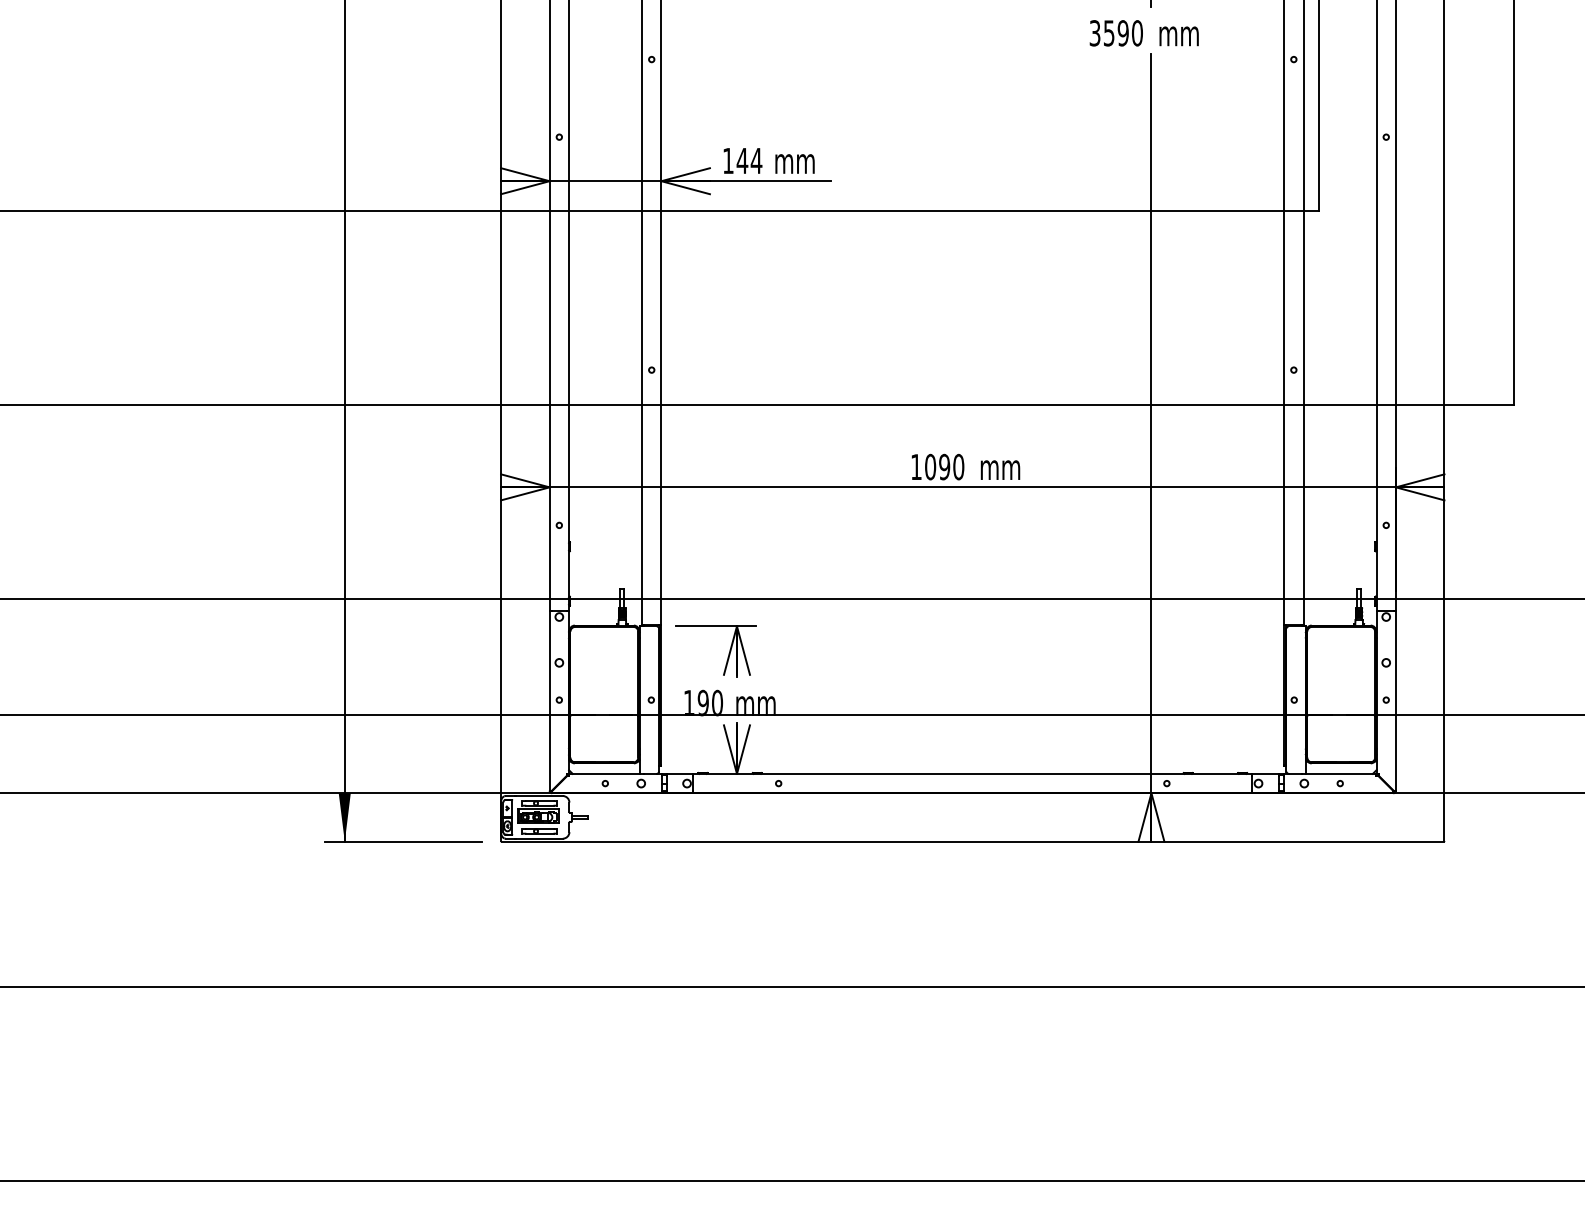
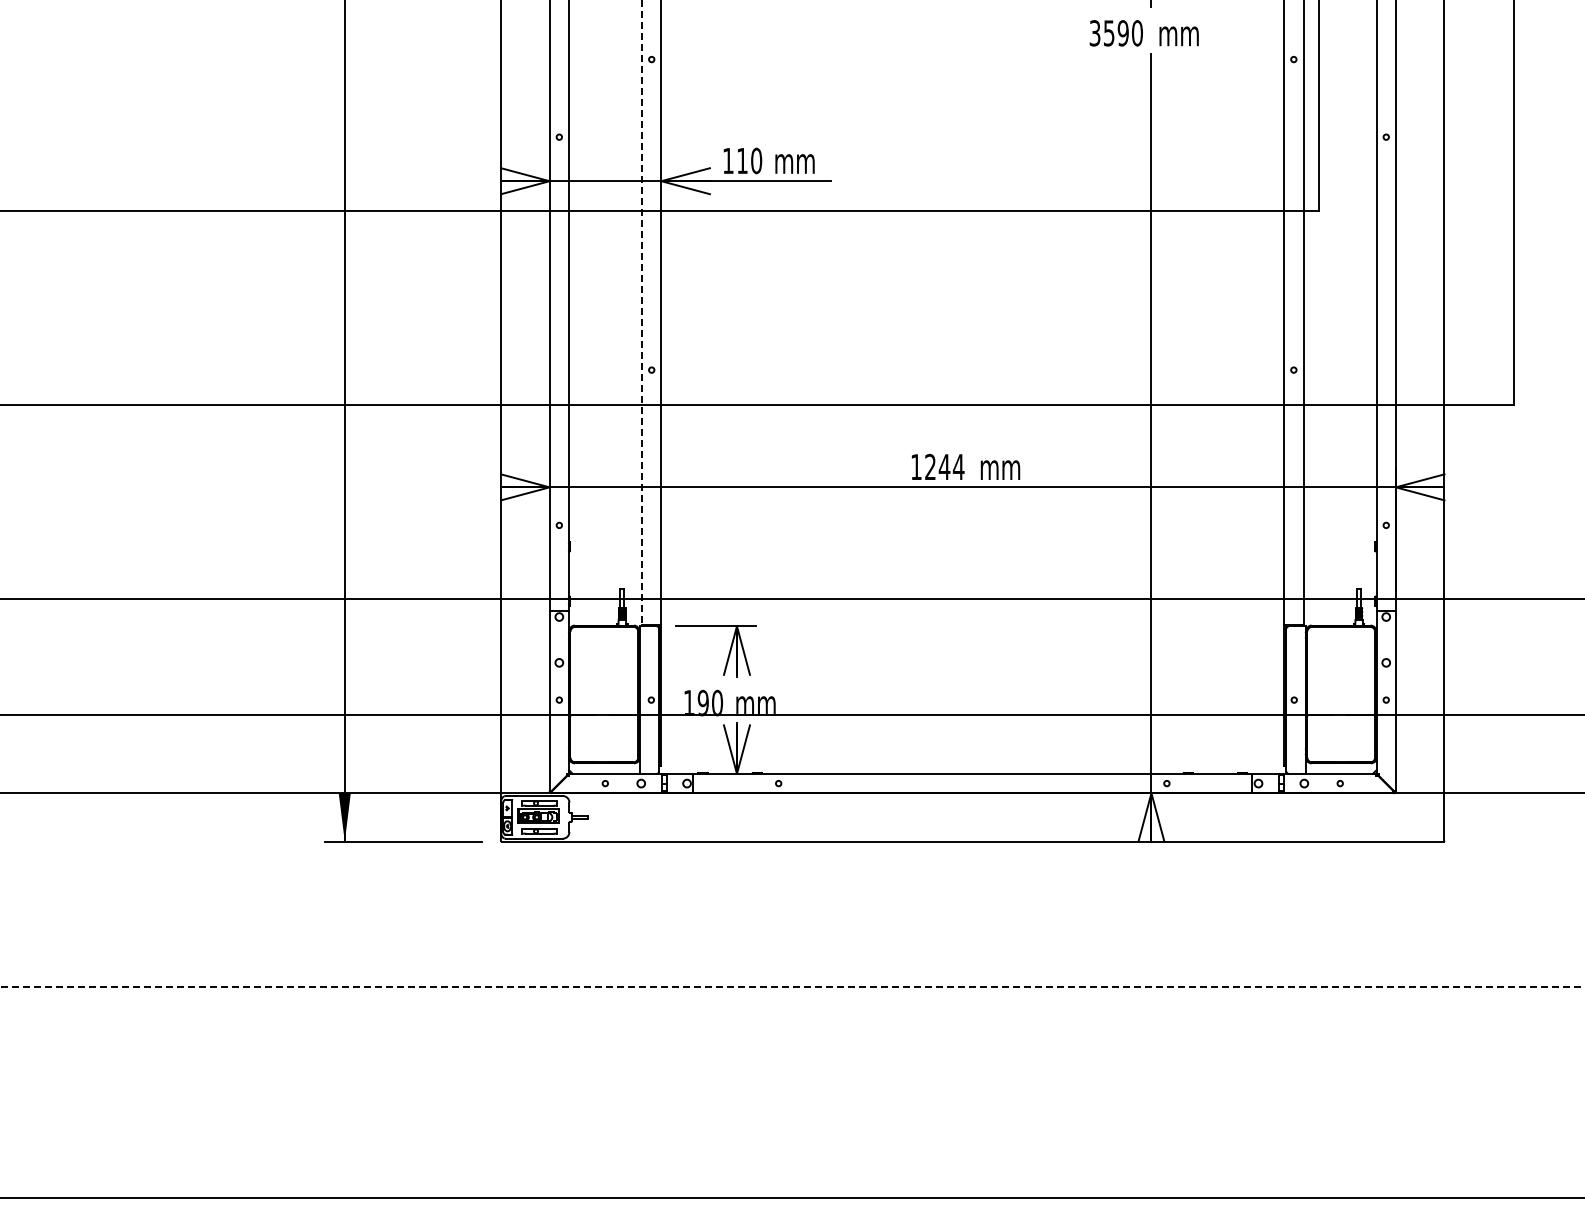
text: 144 -> 110 (749, 160)
line: solid -> dashed (642, 312)
text: 1090 -> 1244 (944, 466)
line: solid -> dashed (792, 987)
line position: (791, 1181) -> (791, 1198) (791, 1198)
